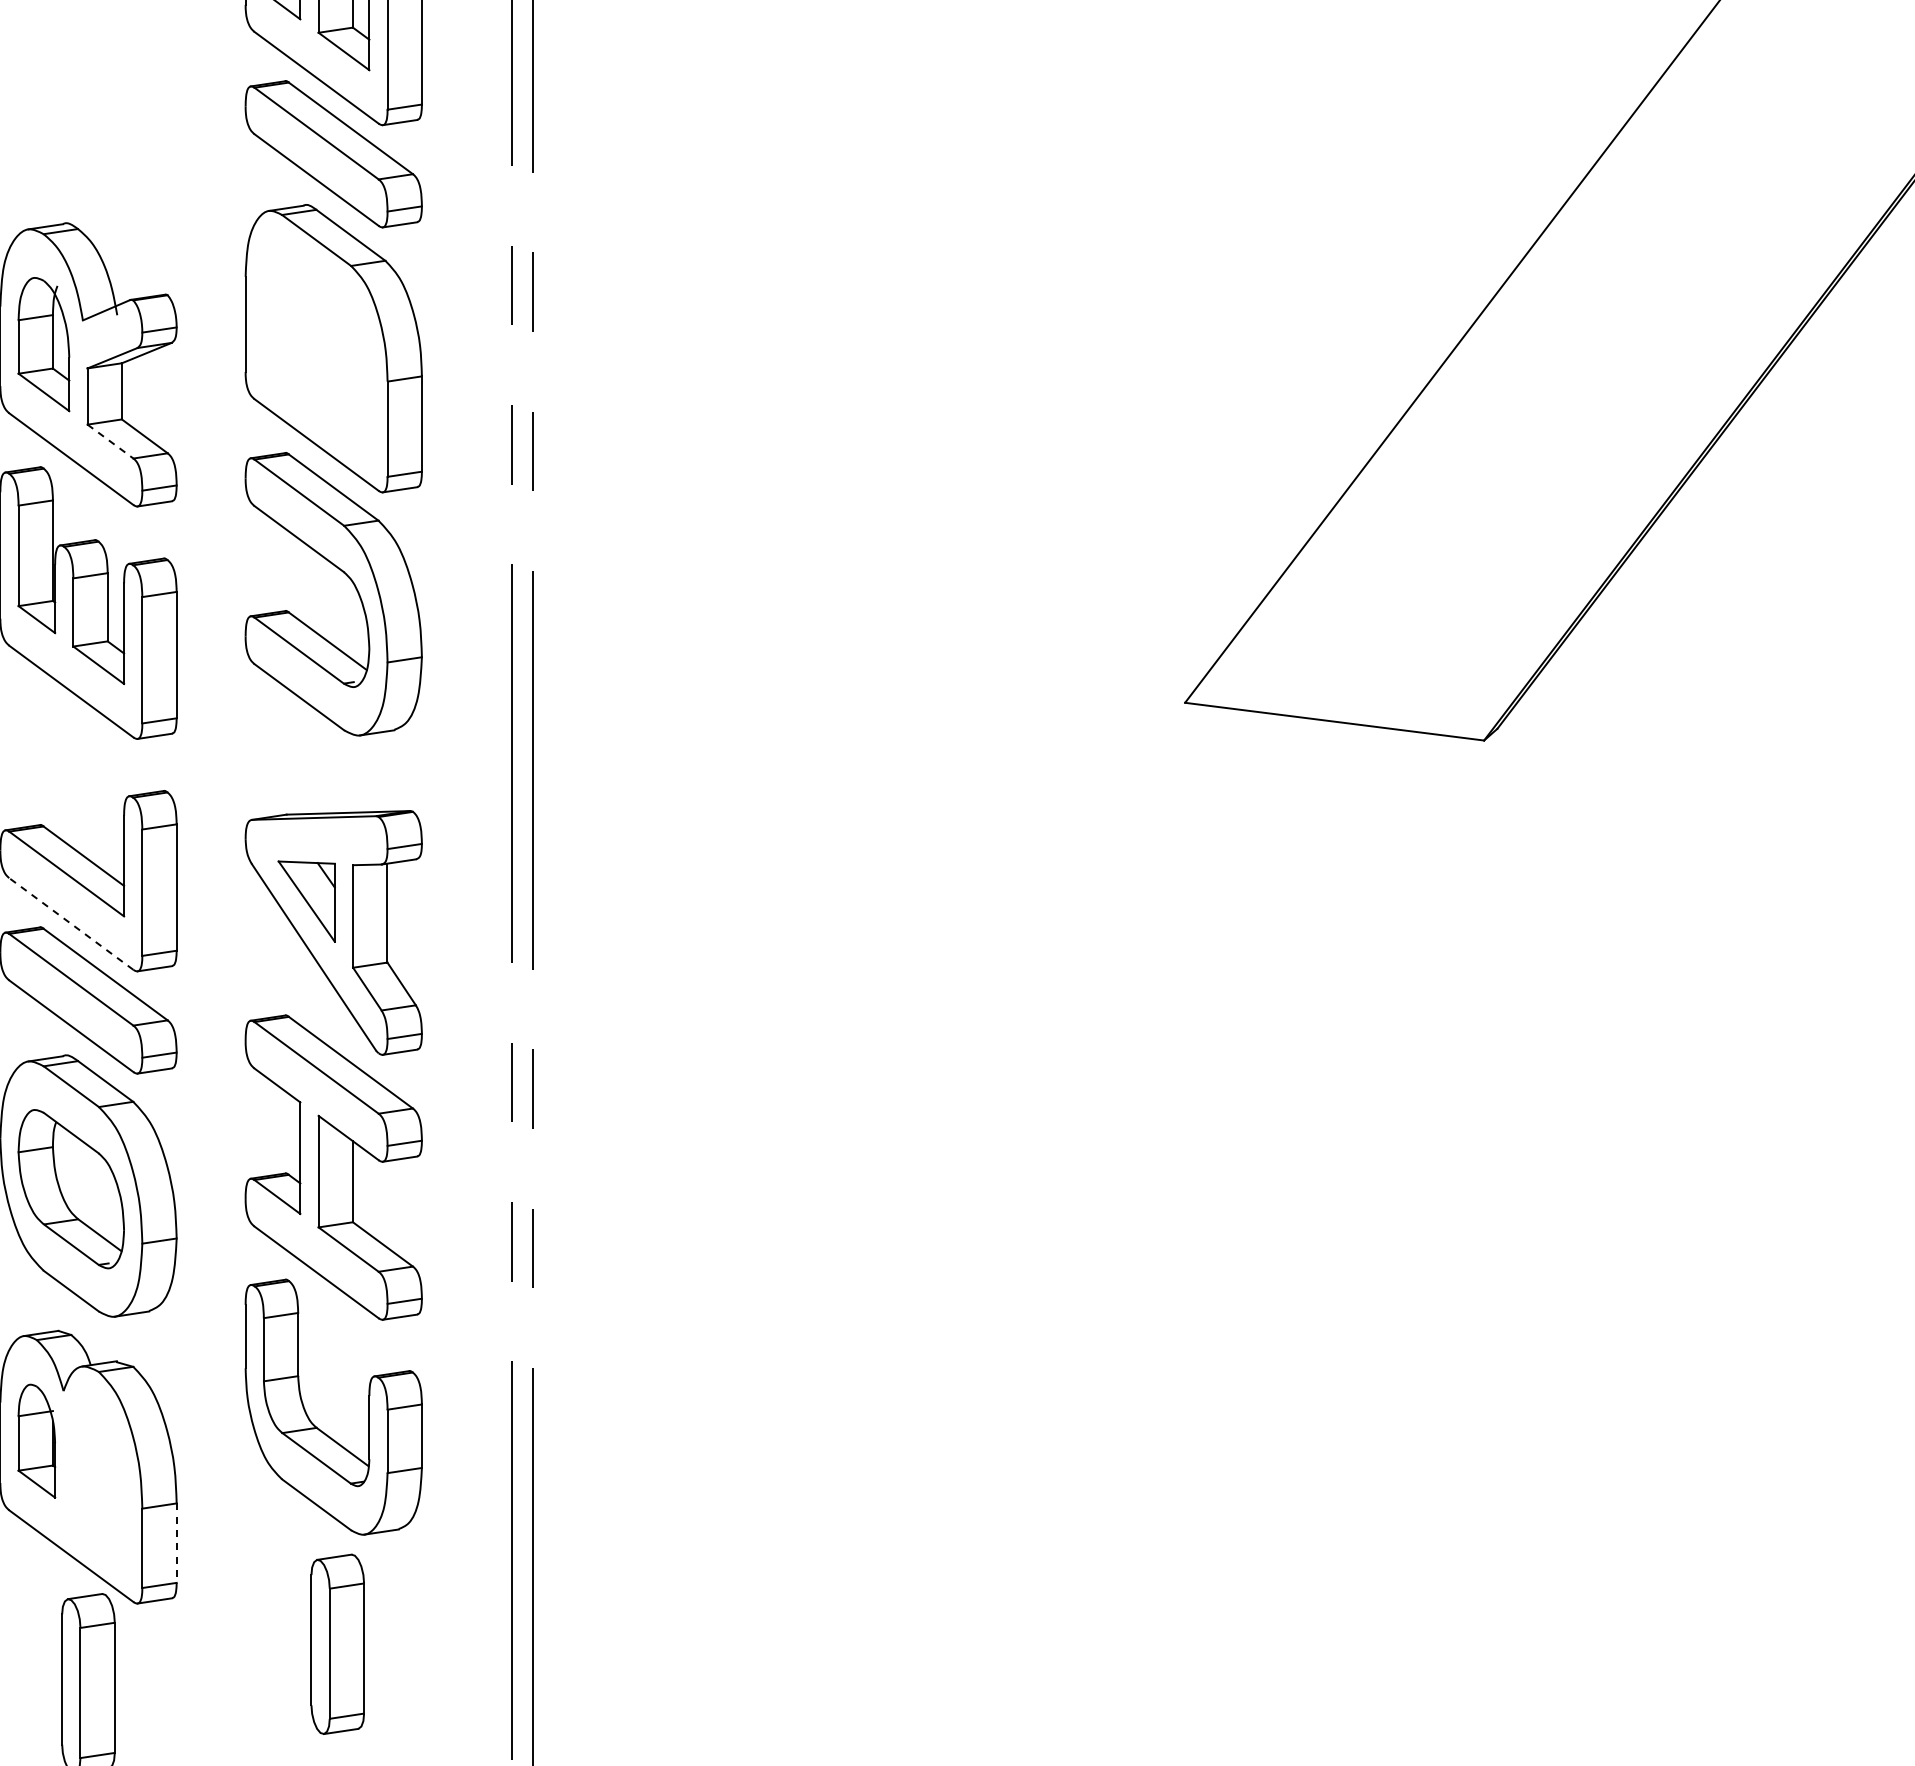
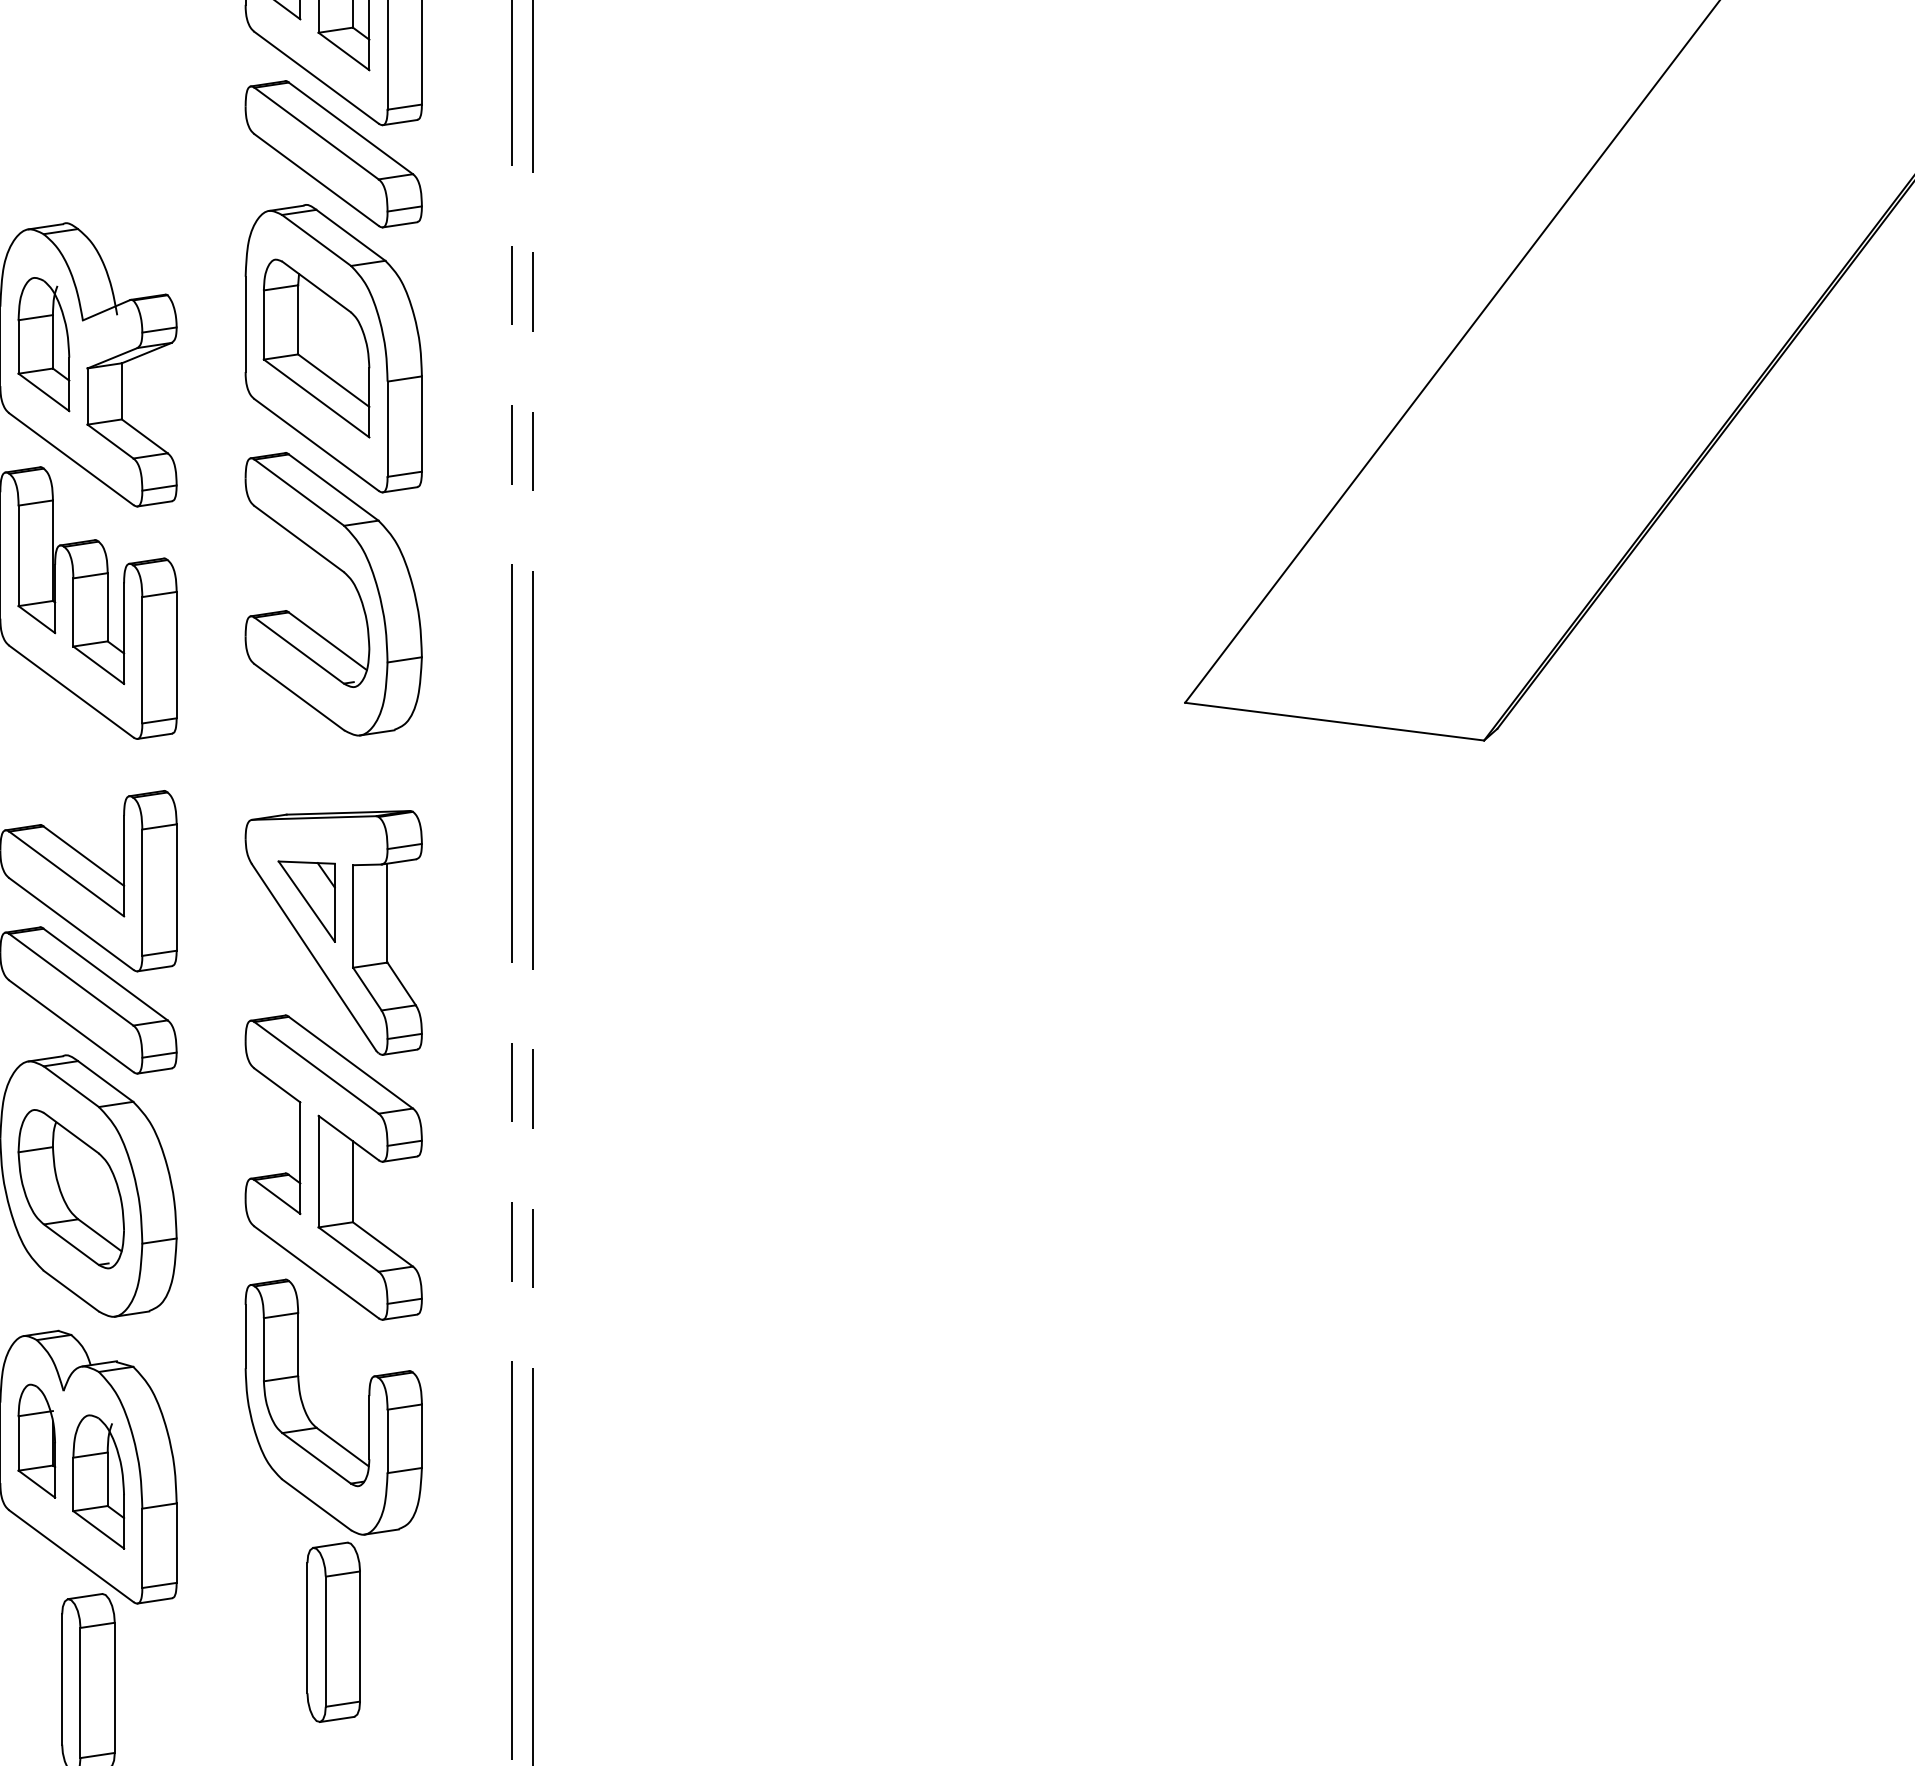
part: none -> present (316, 348)
line: dashed -> solid (110, 441)
line: dashed -> solid (70, 923)
part: none -> present (98, 1481)
line: dashed -> solid (176, 1543)
part position: (337, 1643) -> (333, 1631) (333, 1631)
